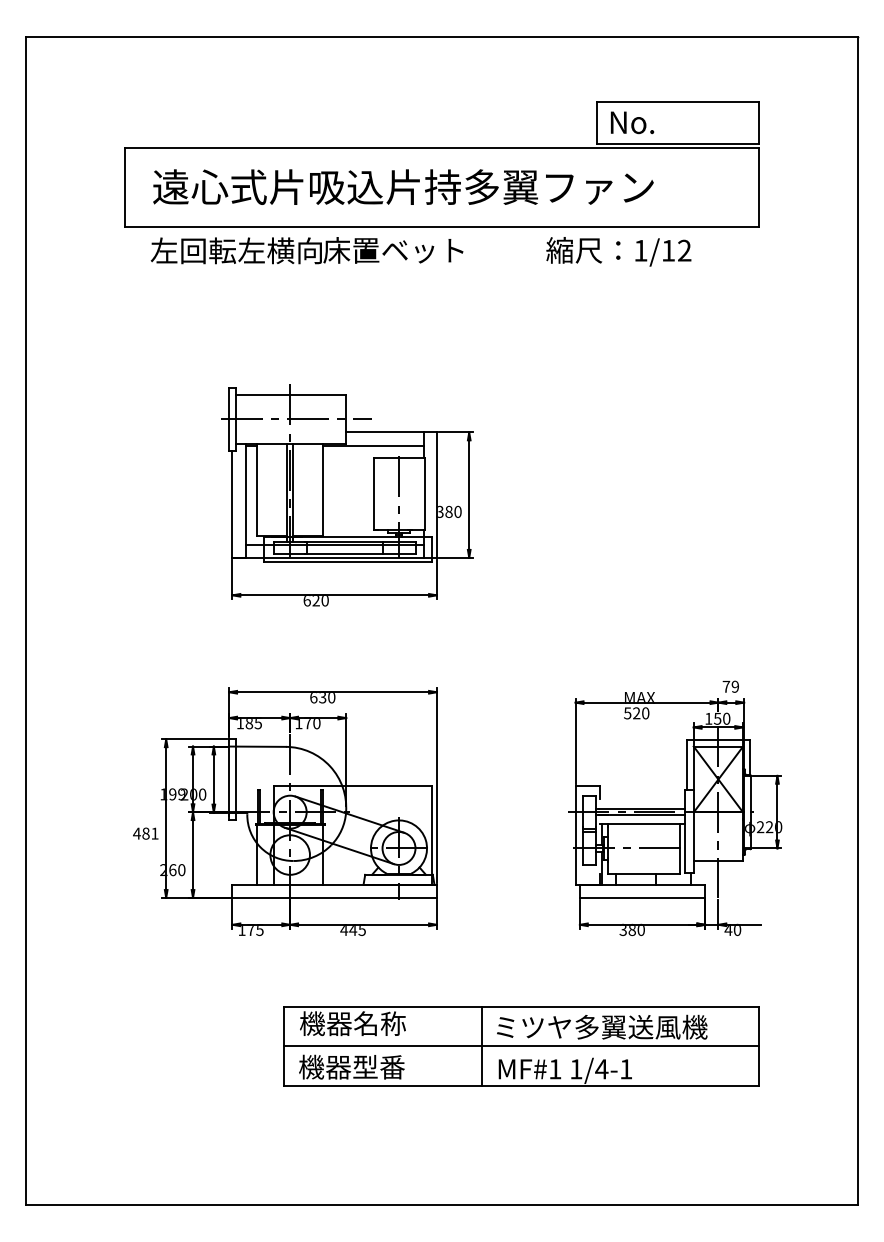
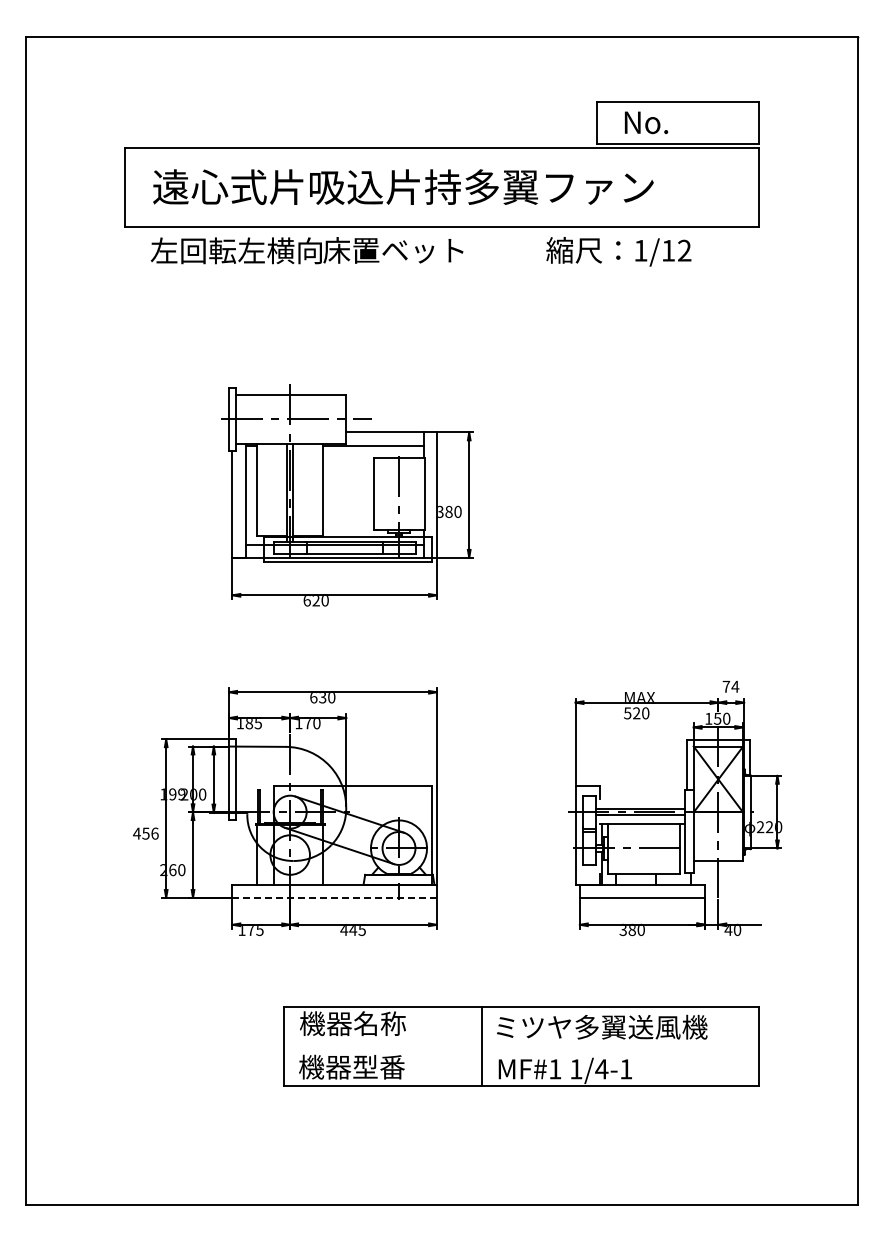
text position: (632, 122) -> (646, 122) (646, 122)
text: 79 -> 74 (735, 686)
text: 481 -> 456 (150, 833)
line: solid -> dashed (335, 897)
line: present -> none (520, 1046)
